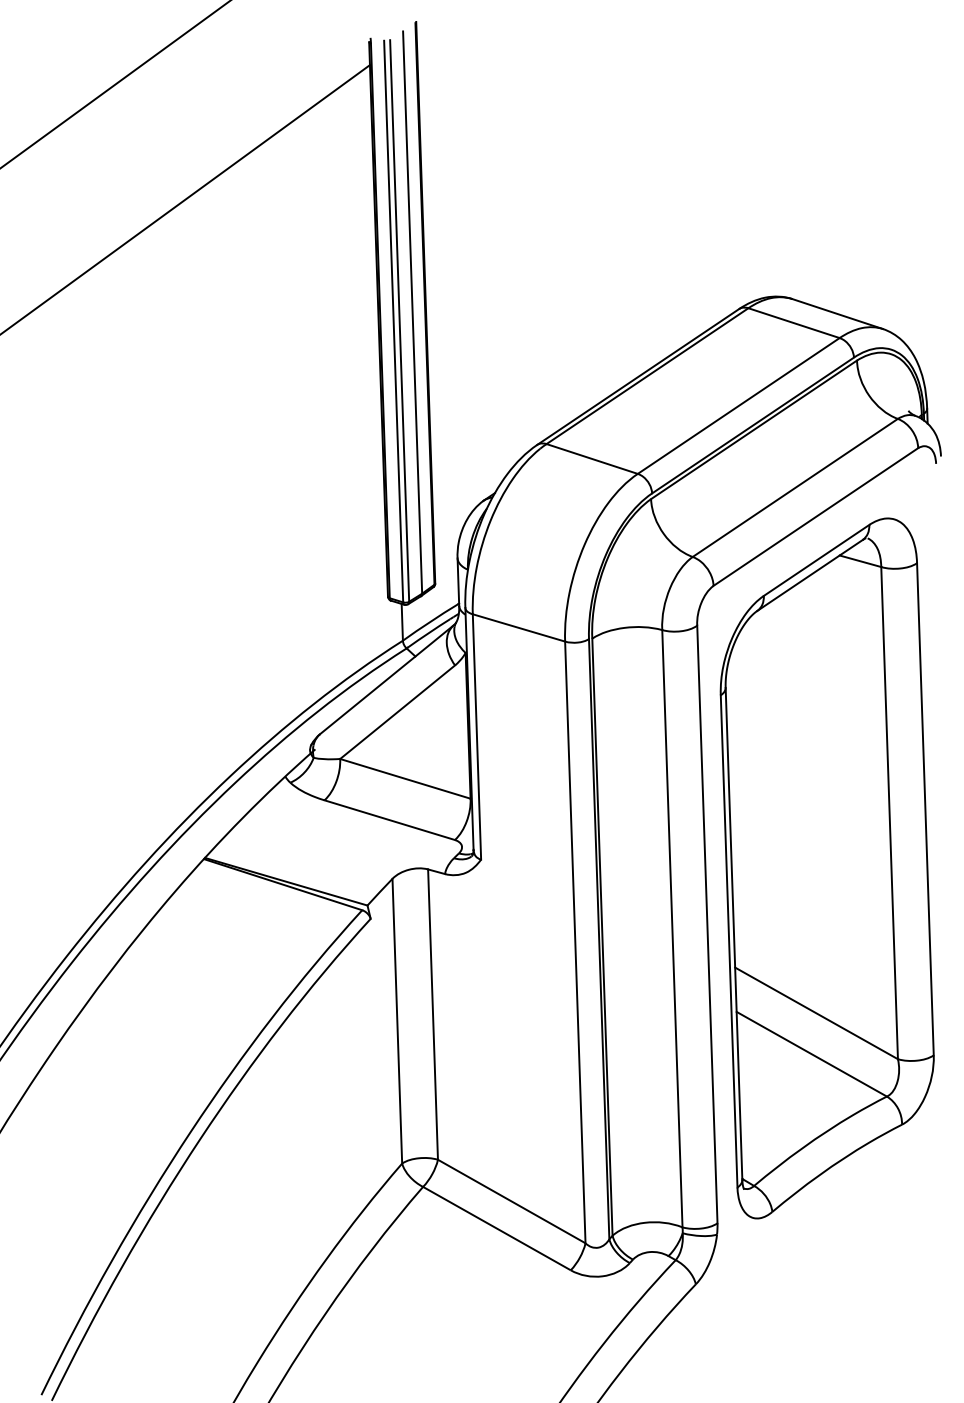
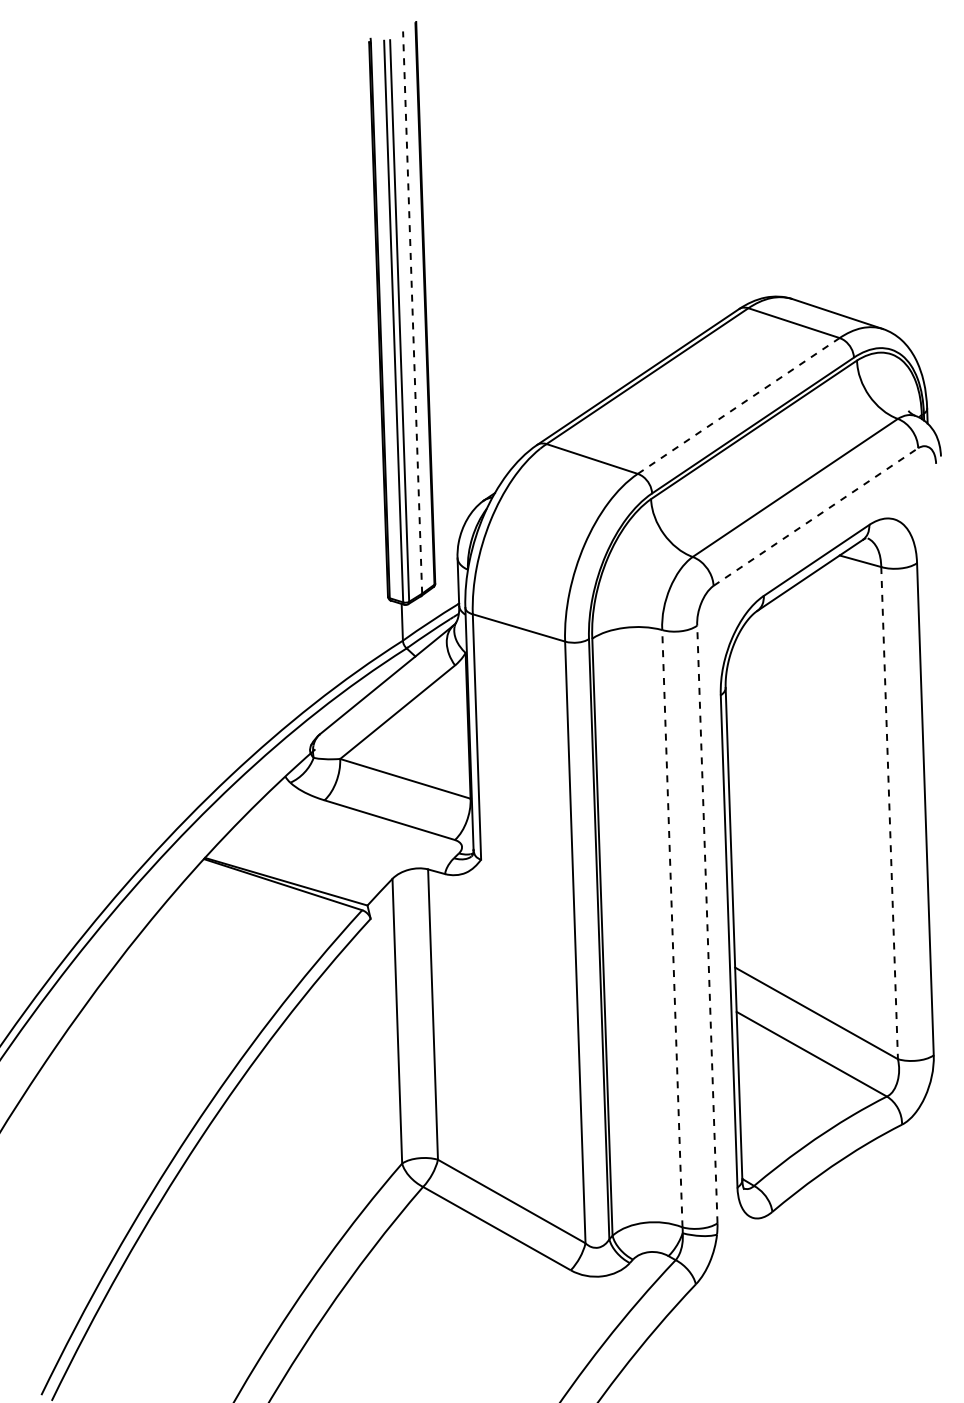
line: present -> none (115, 84)
line: present -> none (185, 199)
line: solid -> dashed (412, 312)
line: solid -> dashed (738, 405)
line: solid -> dashed (816, 516)
line: solid -> dashed (889, 813)
line: solid -> dashed (707, 924)
line: solid -> dashed (672, 928)
